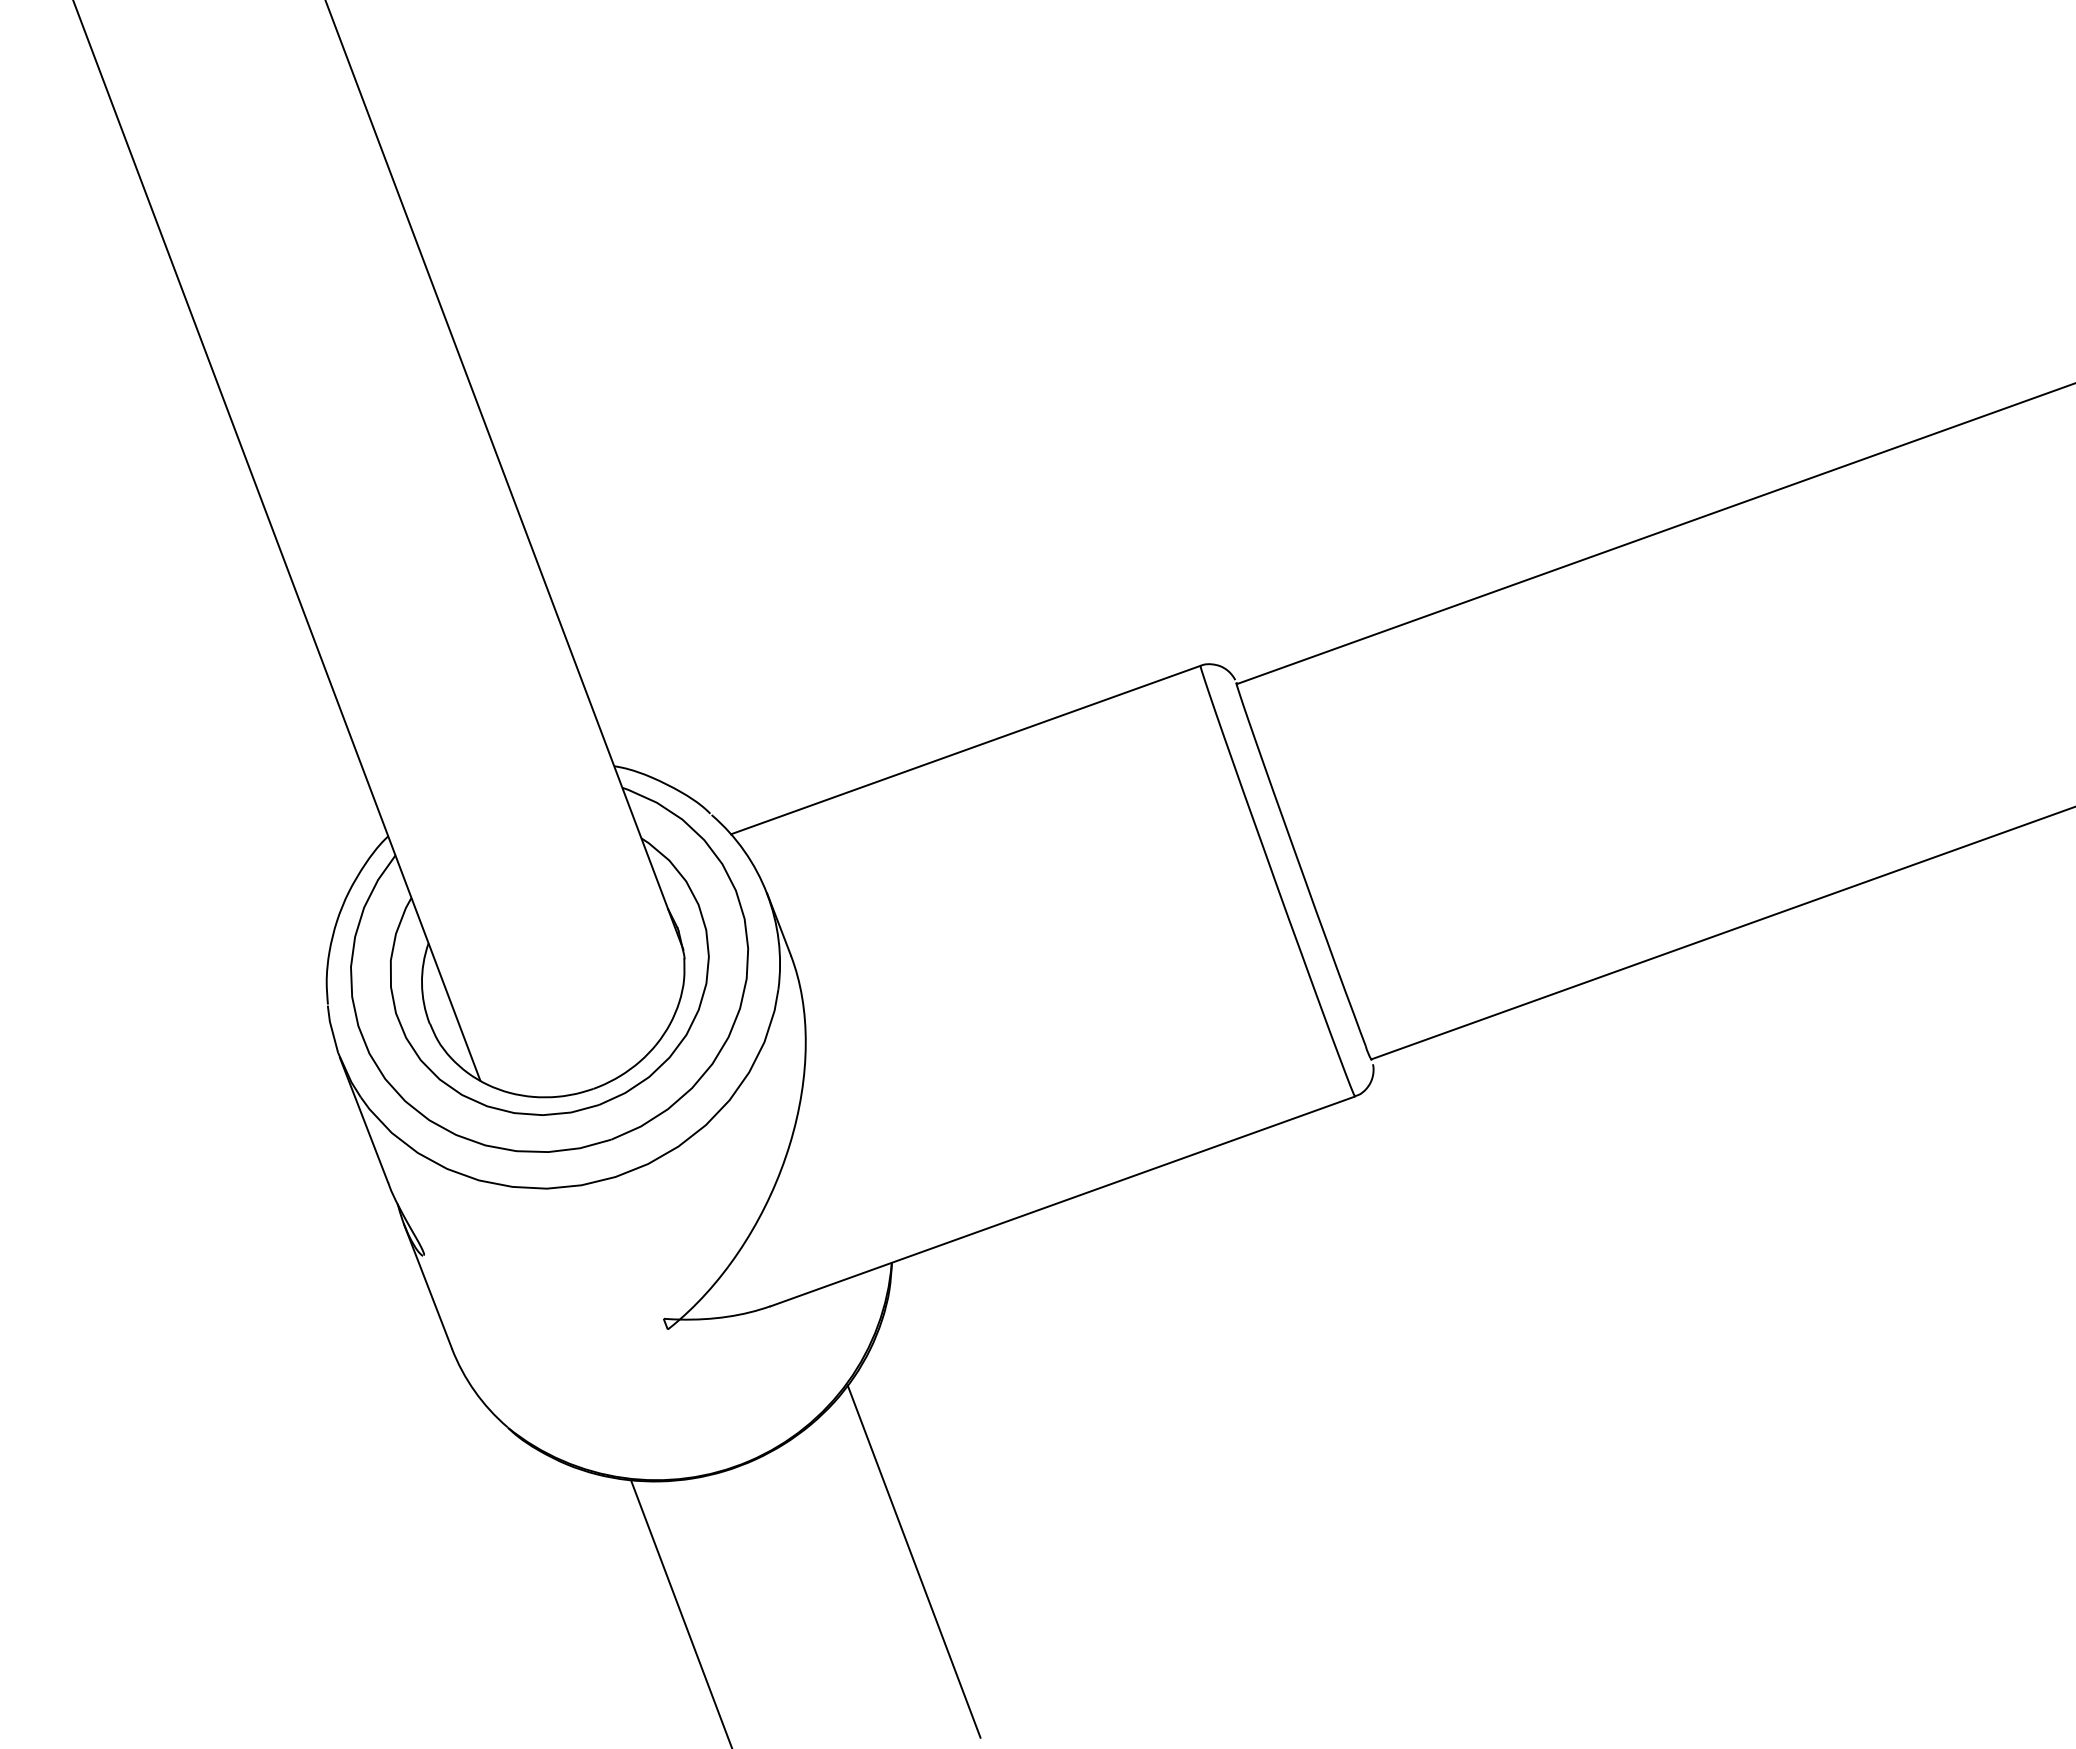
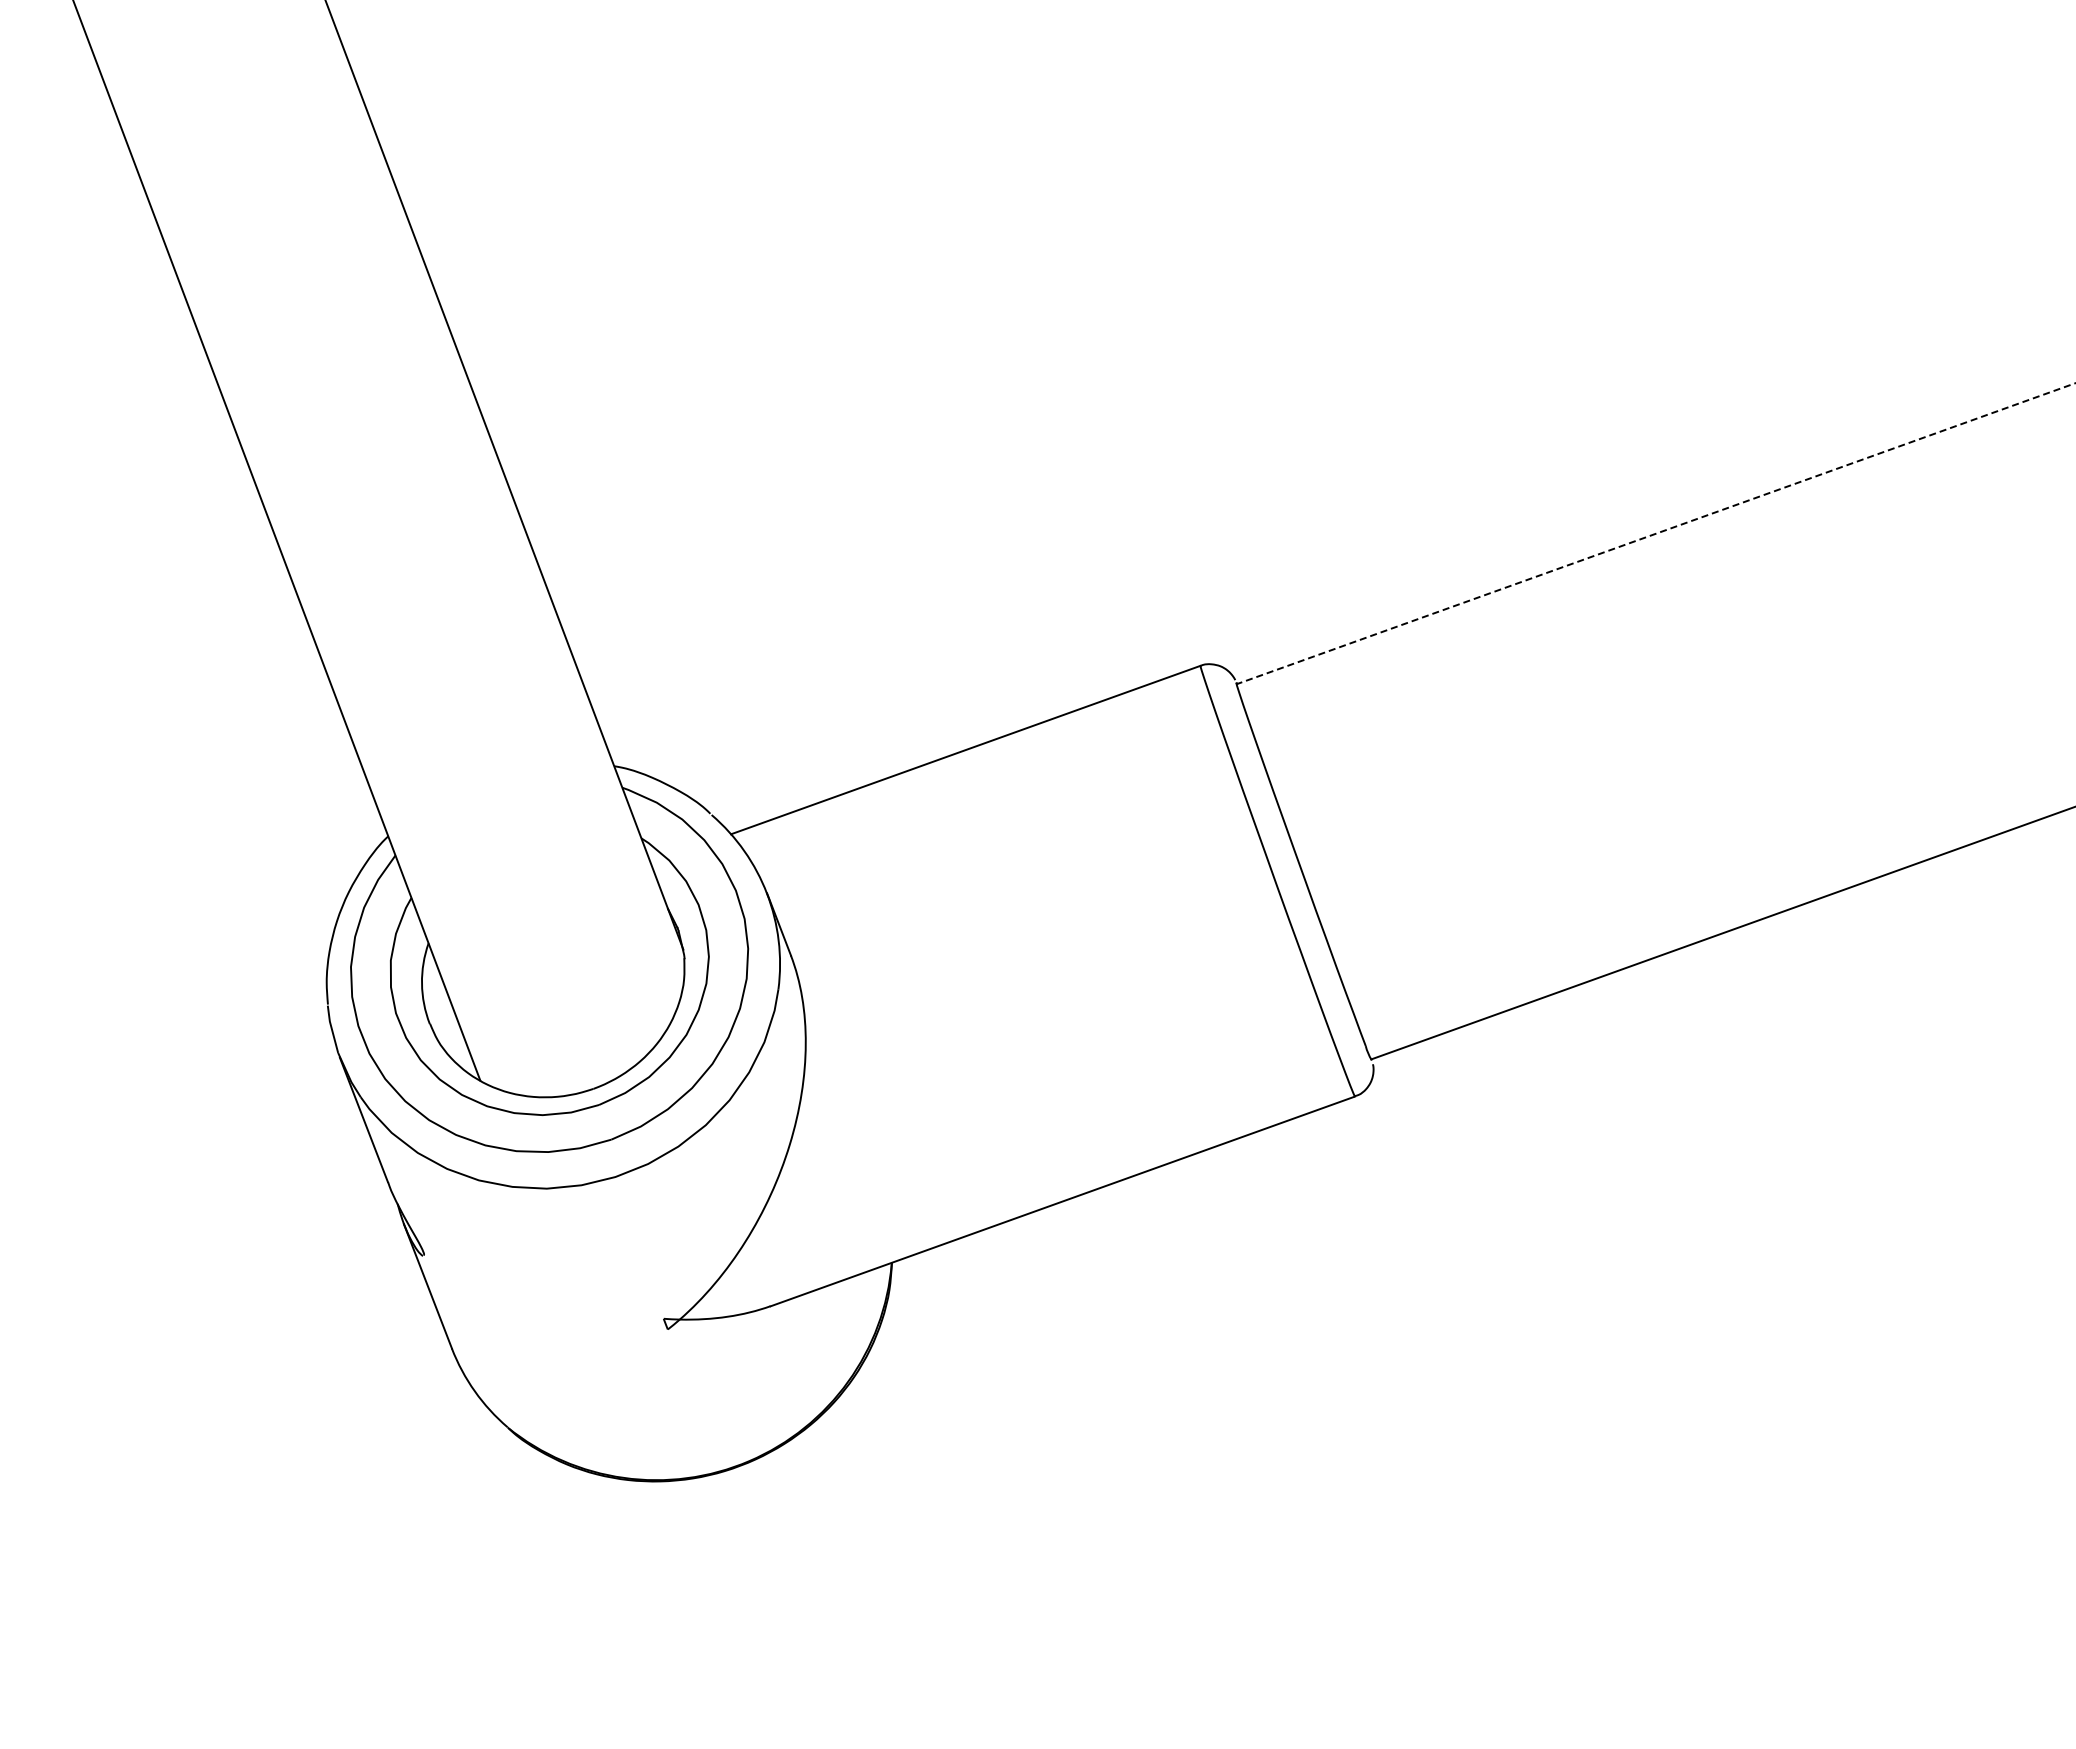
line: solid -> dashed (1655, 533)
line: present -> none (913, 1561)
line: present -> none (680, 1612)
